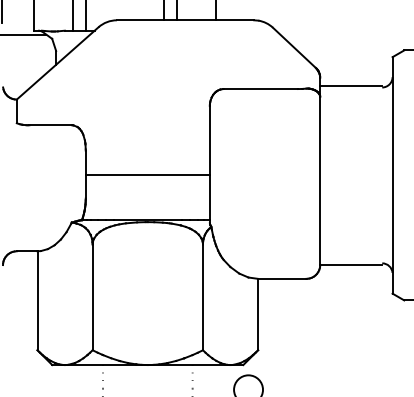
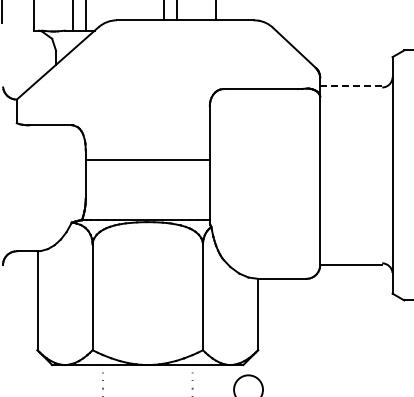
line: present -> none (24, 34)
line: solid -> dashed (350, 85)
line position: (147, 175) -> (147, 160) (147, 160)
